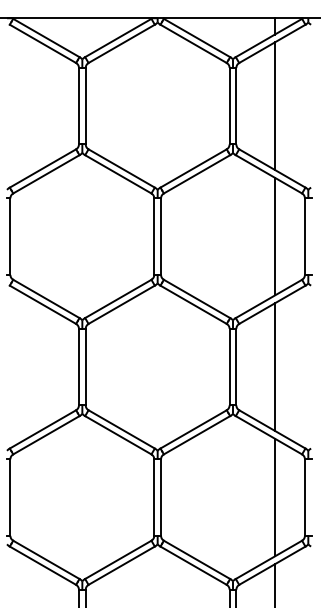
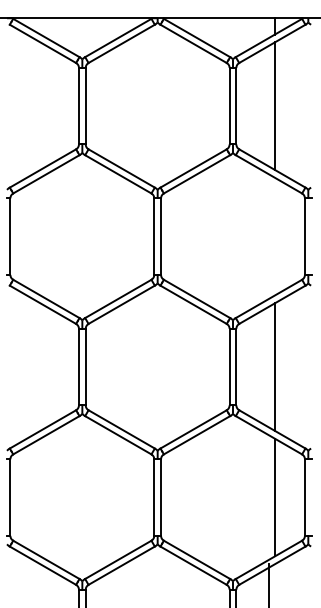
line: present -> none (274, 236)
line position: (274, 584) -> (268, 584) (268, 584)
